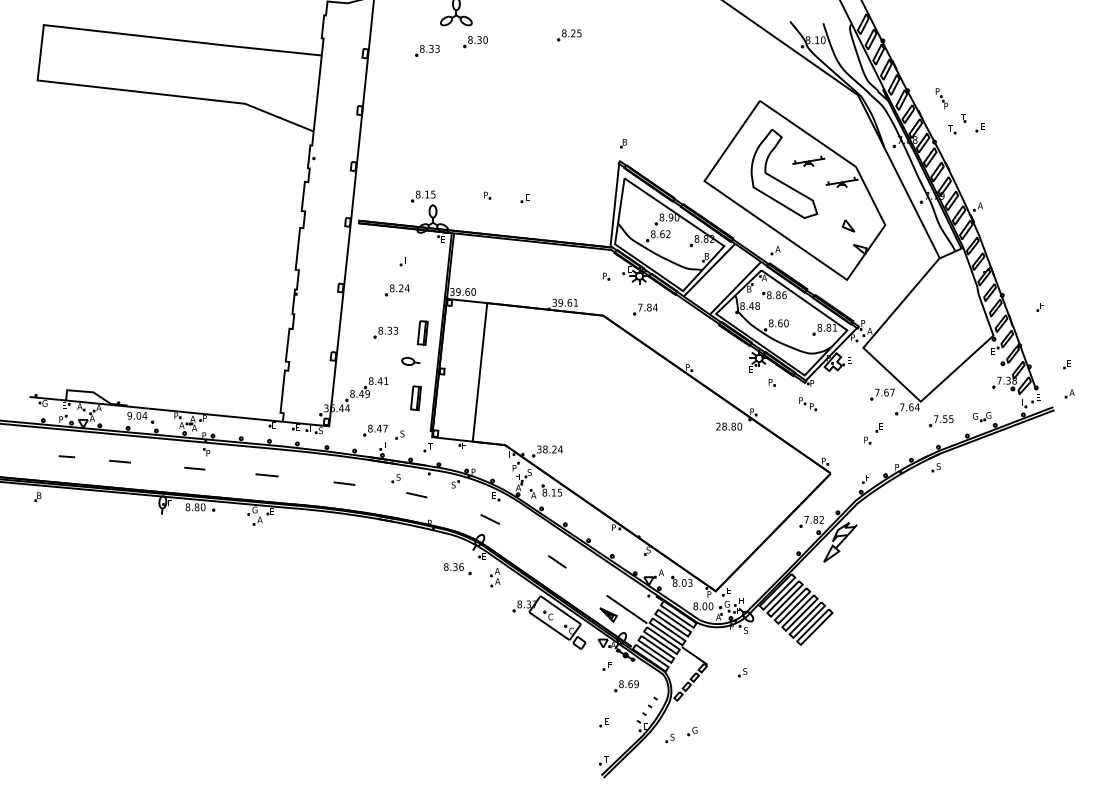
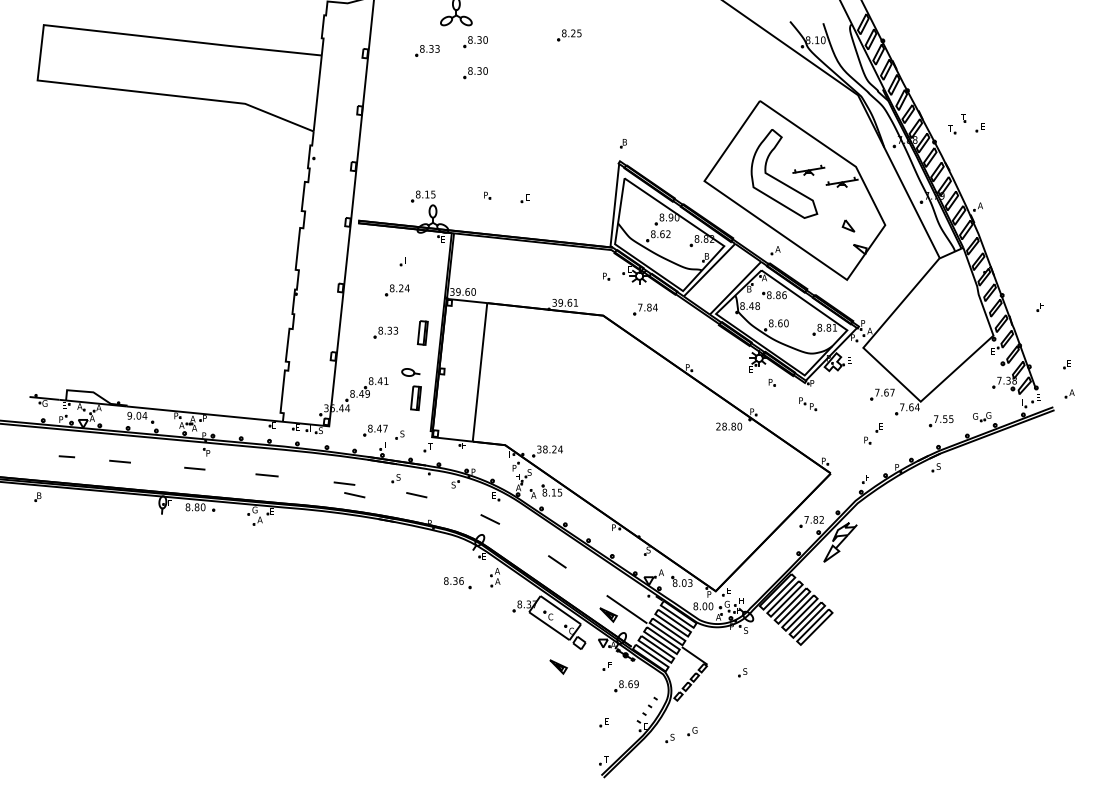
part: none -> present (475, 73)
part: present -> none (941, 98)
part position: (808, 160) -> (808, 169) (808, 169)
part position: (410, 361) -> (410, 372) (410, 372)
line: none -> present (354, 495)
part position: (457, 569) -> (457, 583) (457, 583)
part: none -> present (558, 666)
